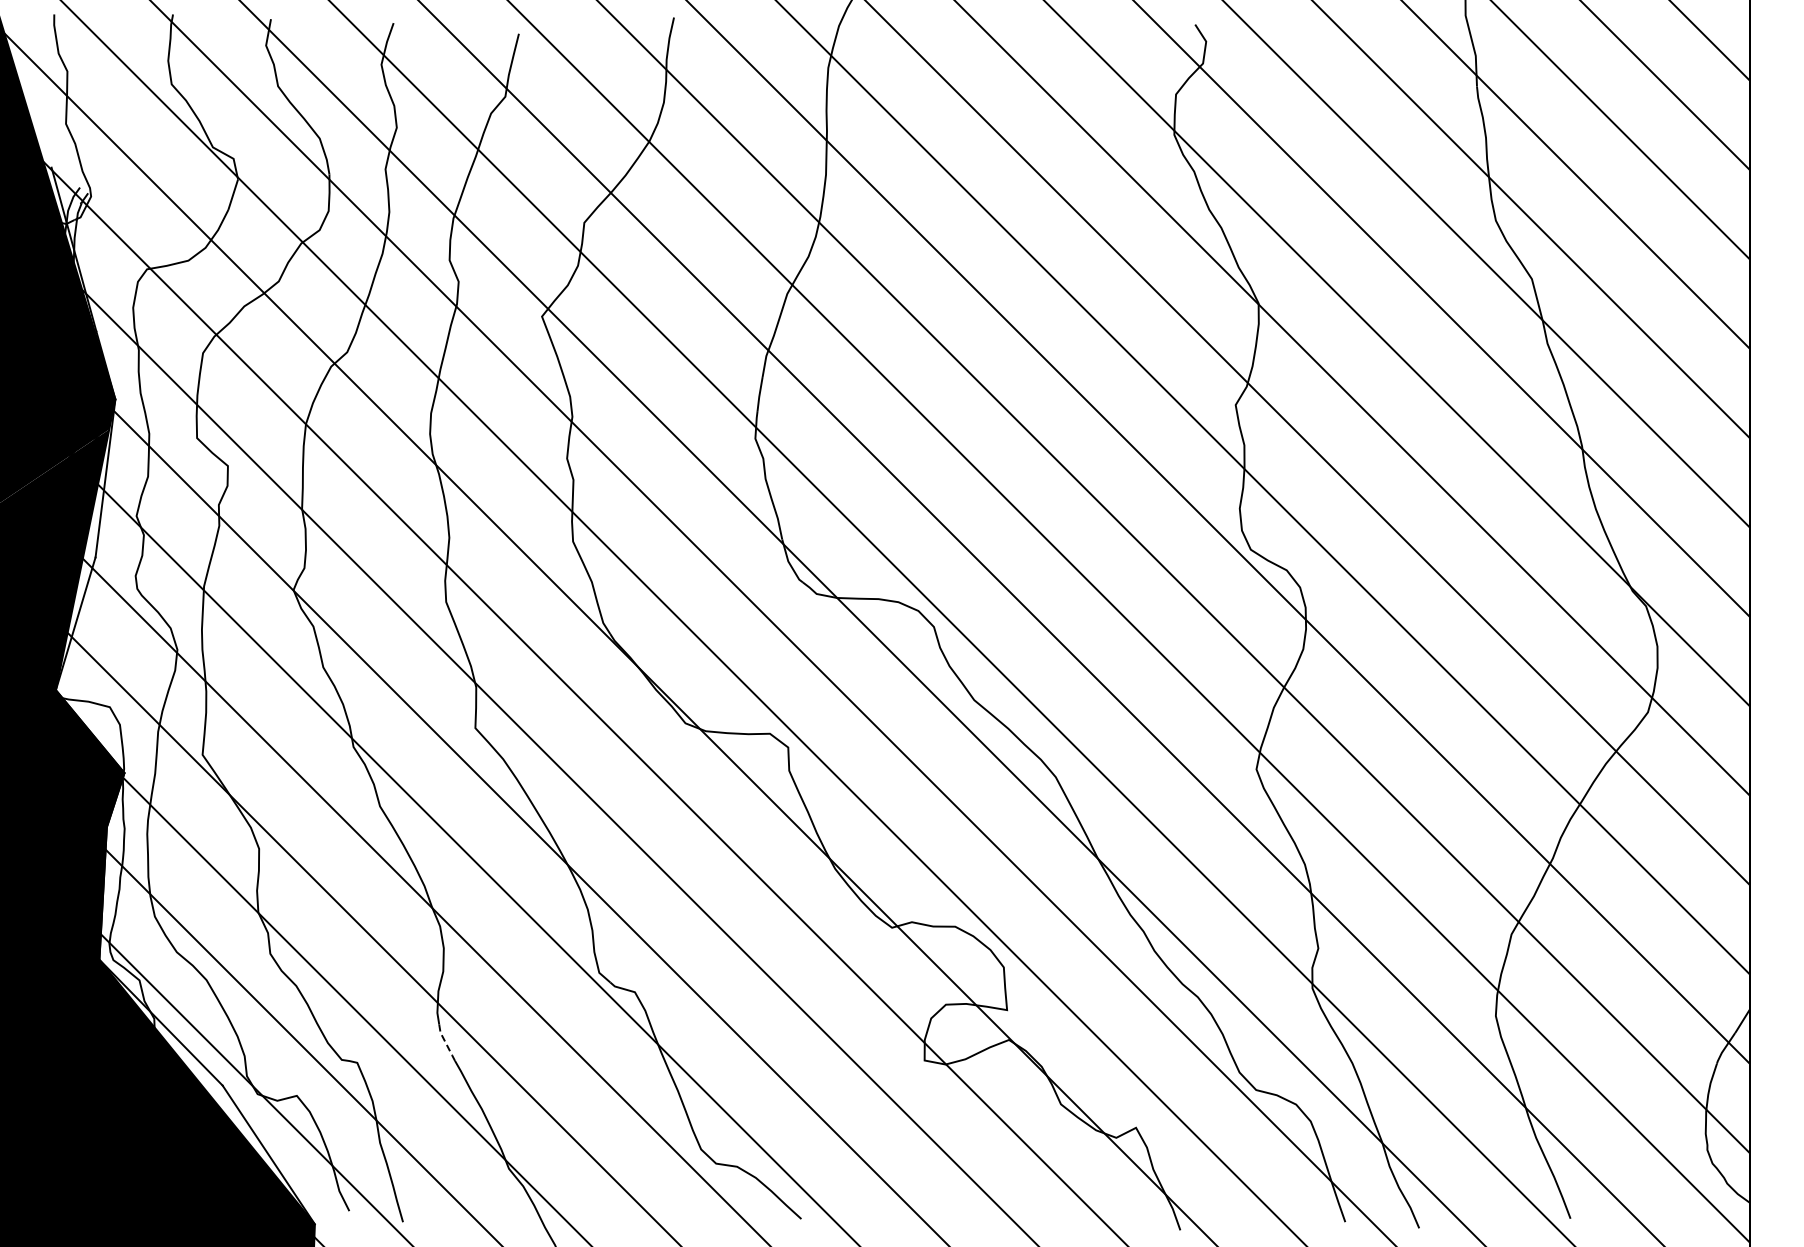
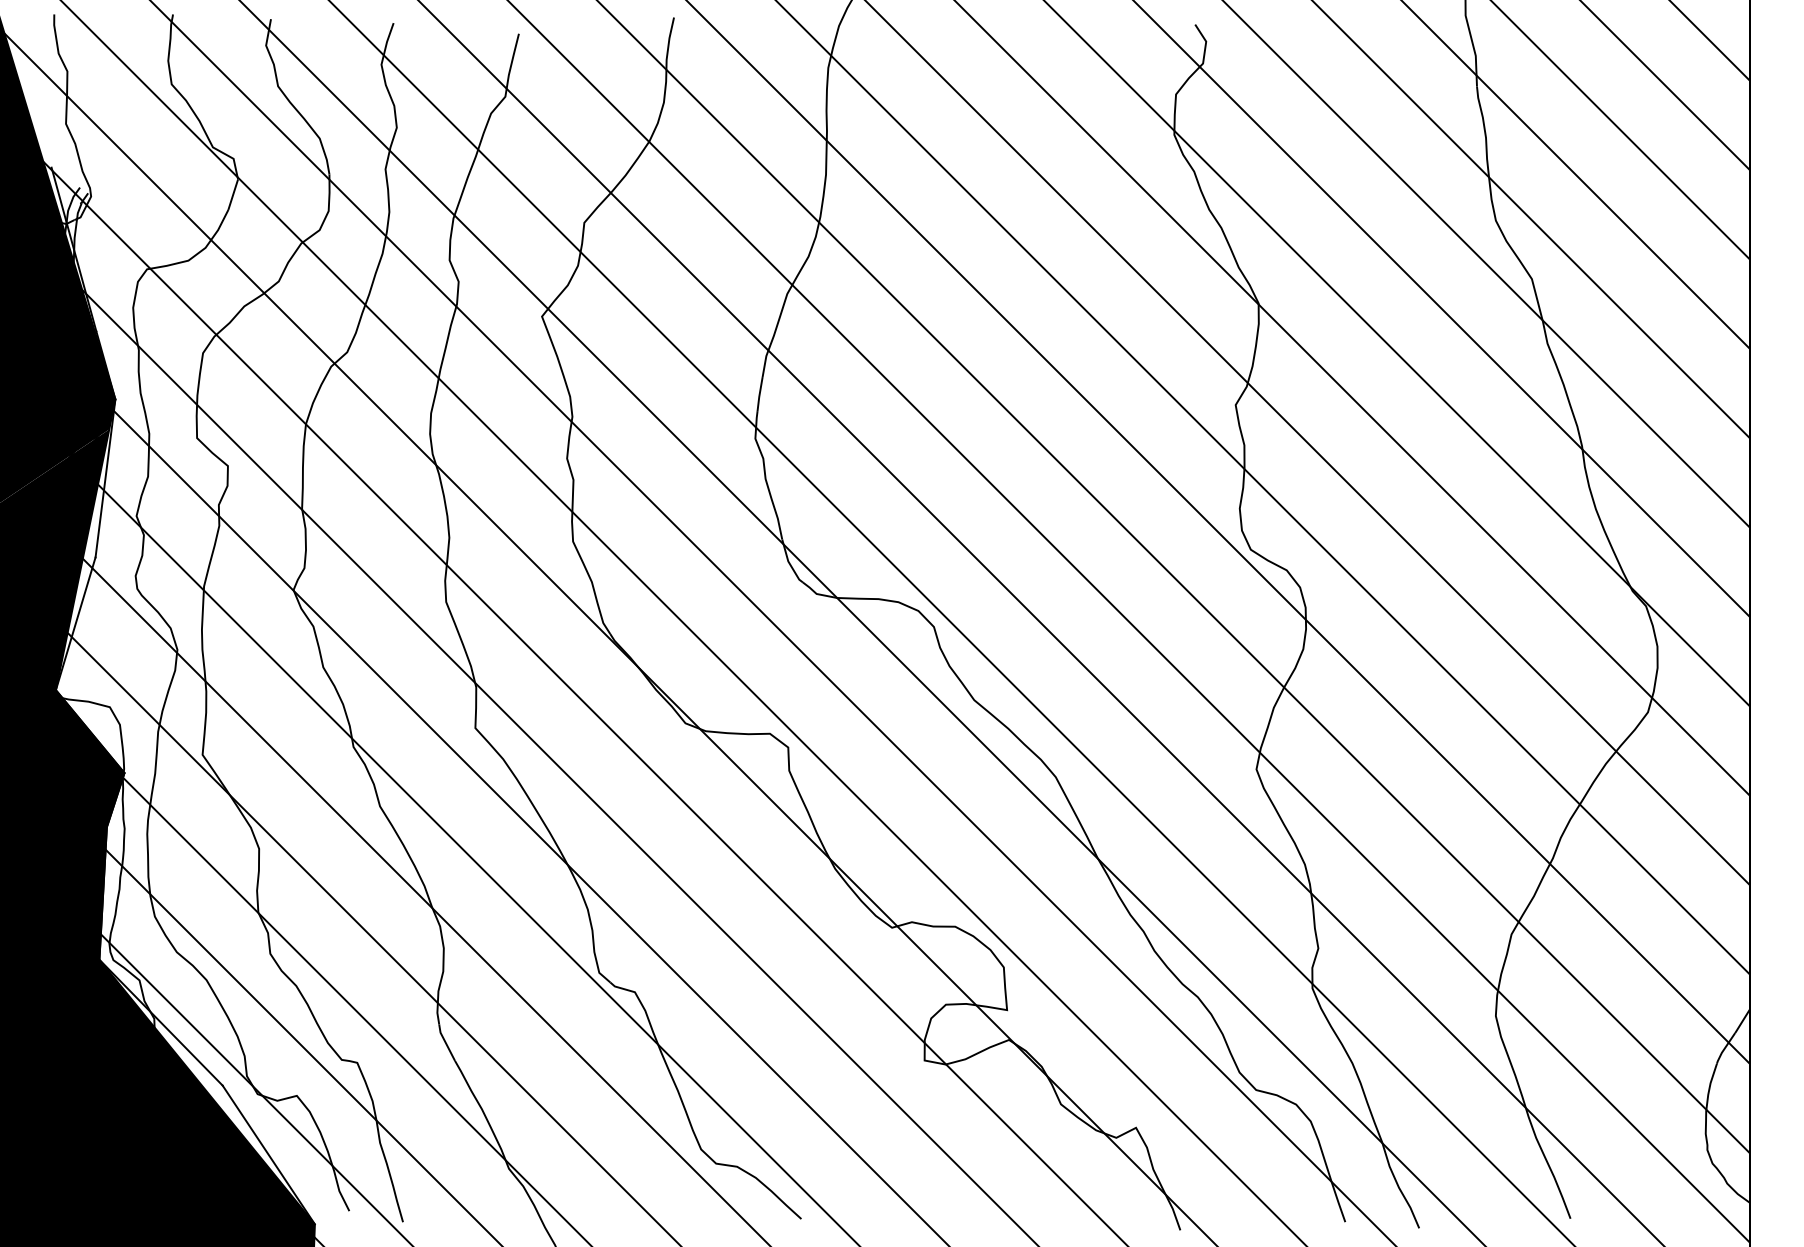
line: dashed -> solid (445, 1043)
